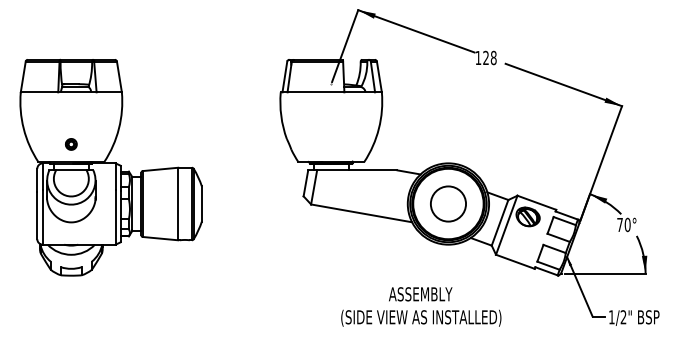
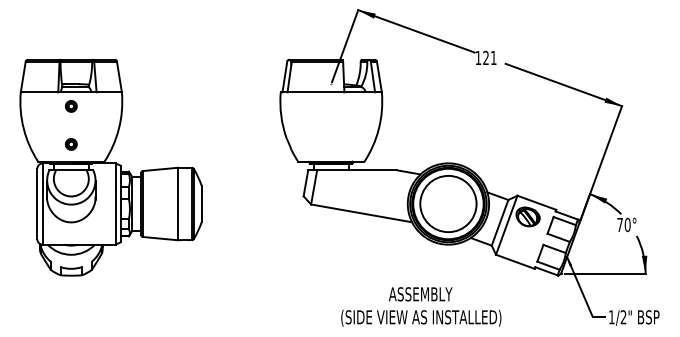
text: 128 -> 121 (493, 57)
part: none -> present (71, 106)
circle diameter: 35 px -> 56 px (448, 203)
